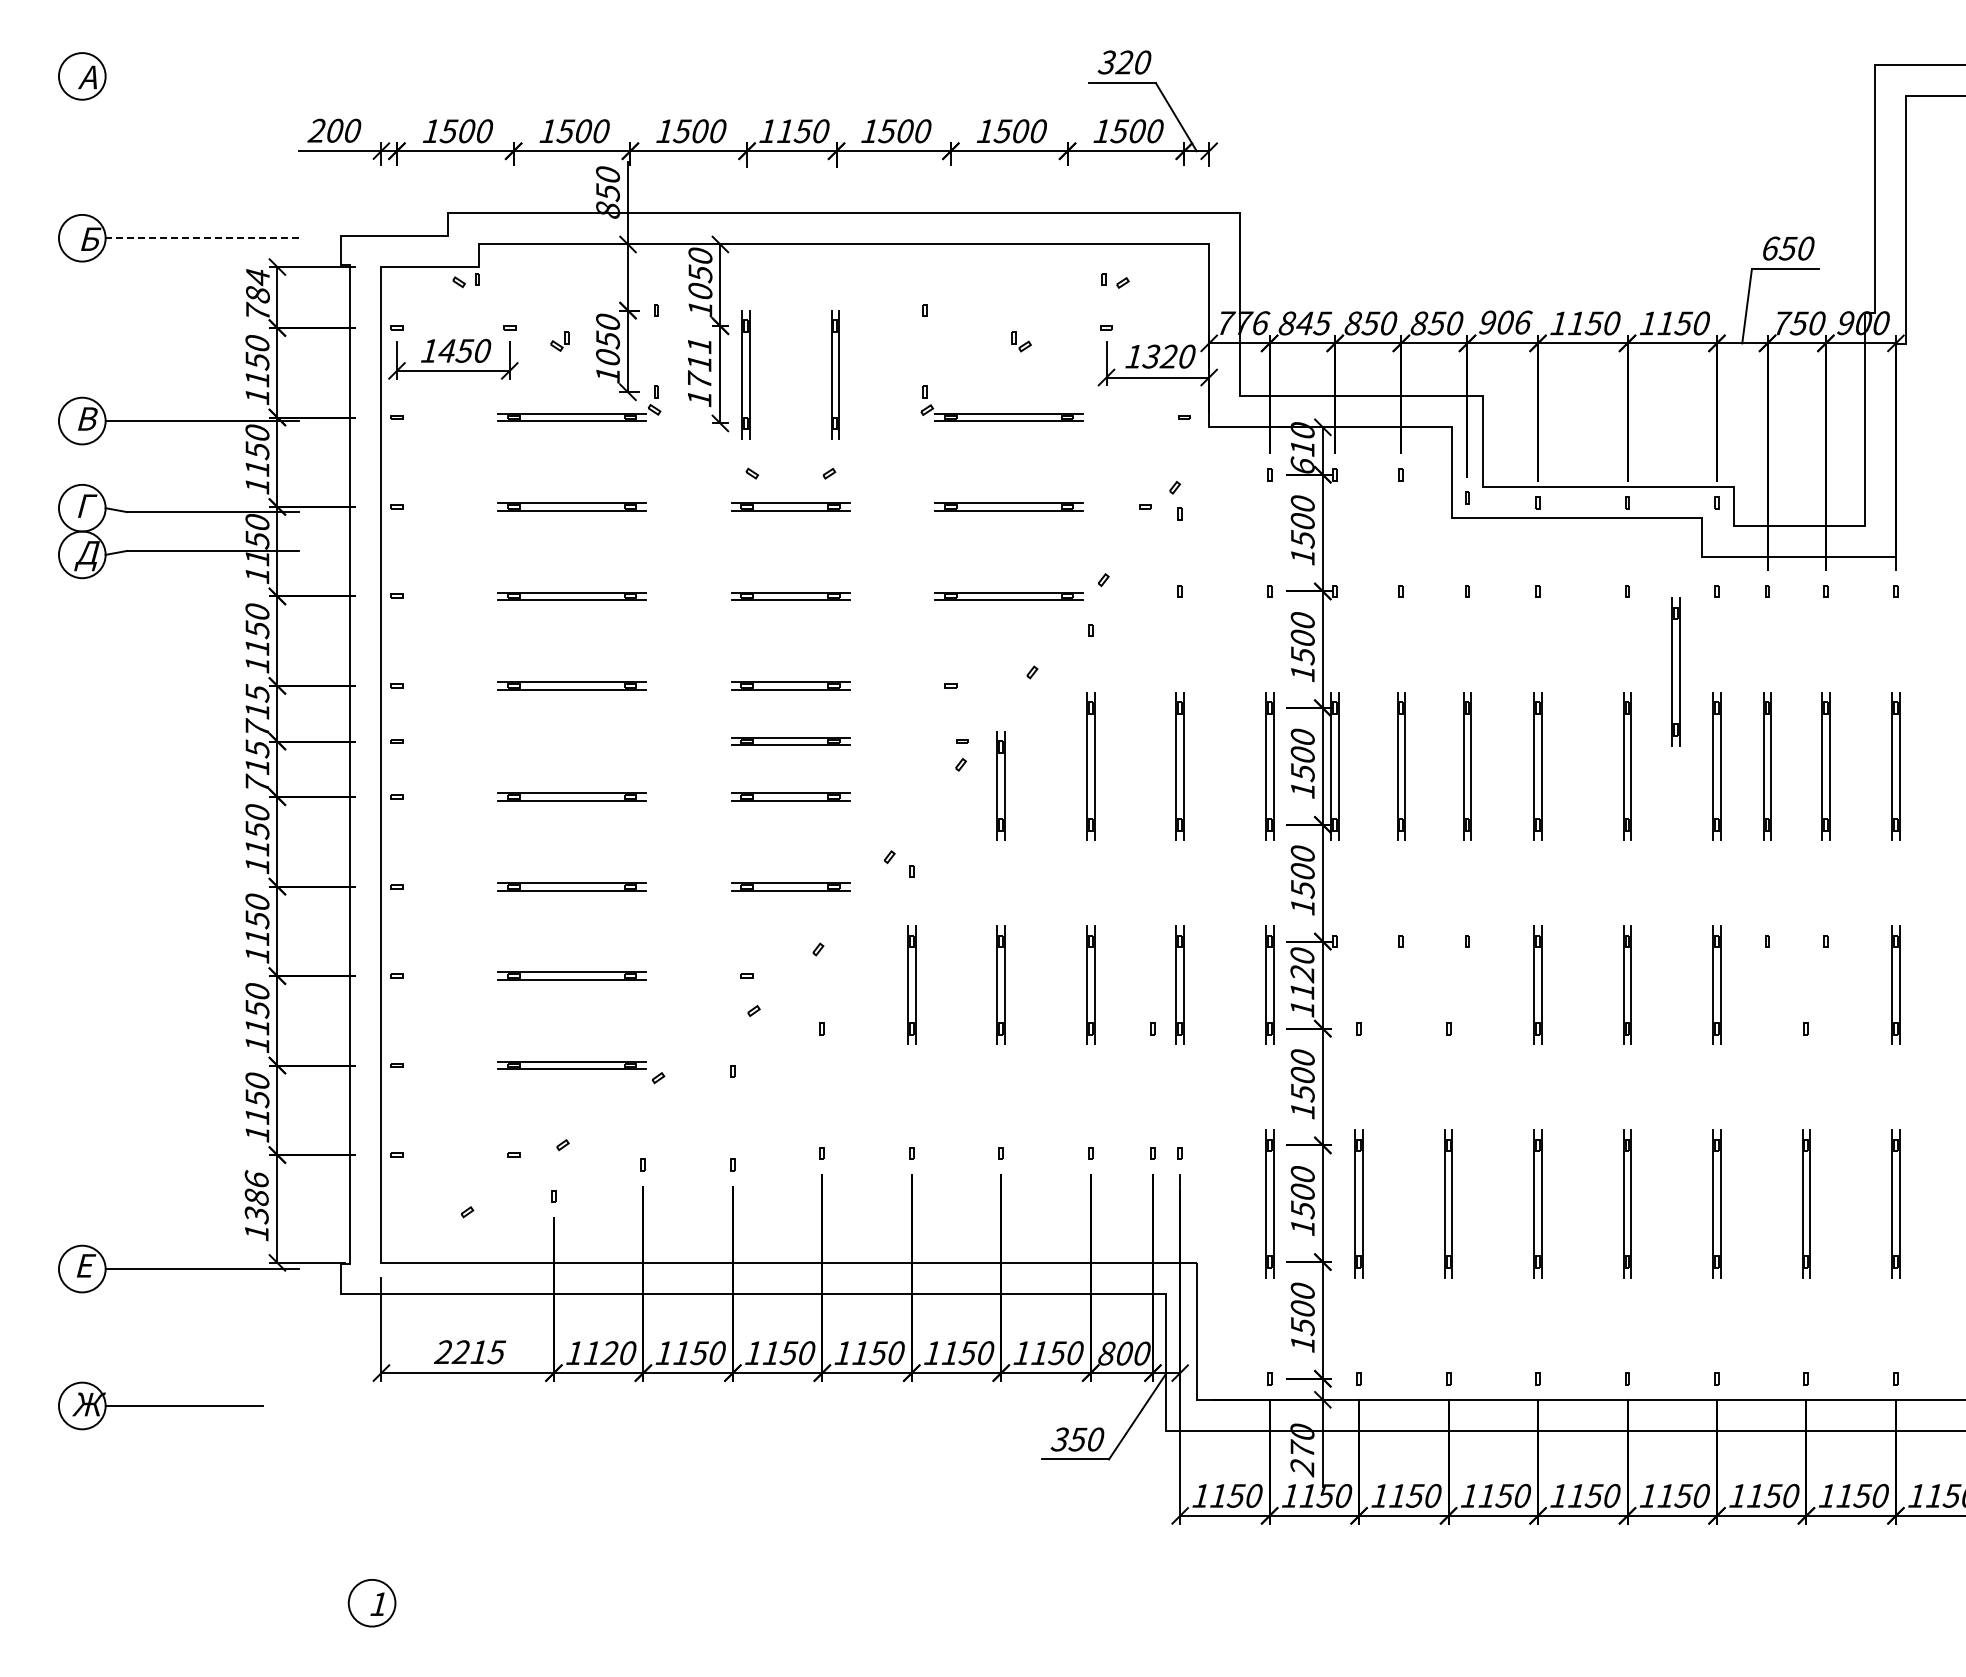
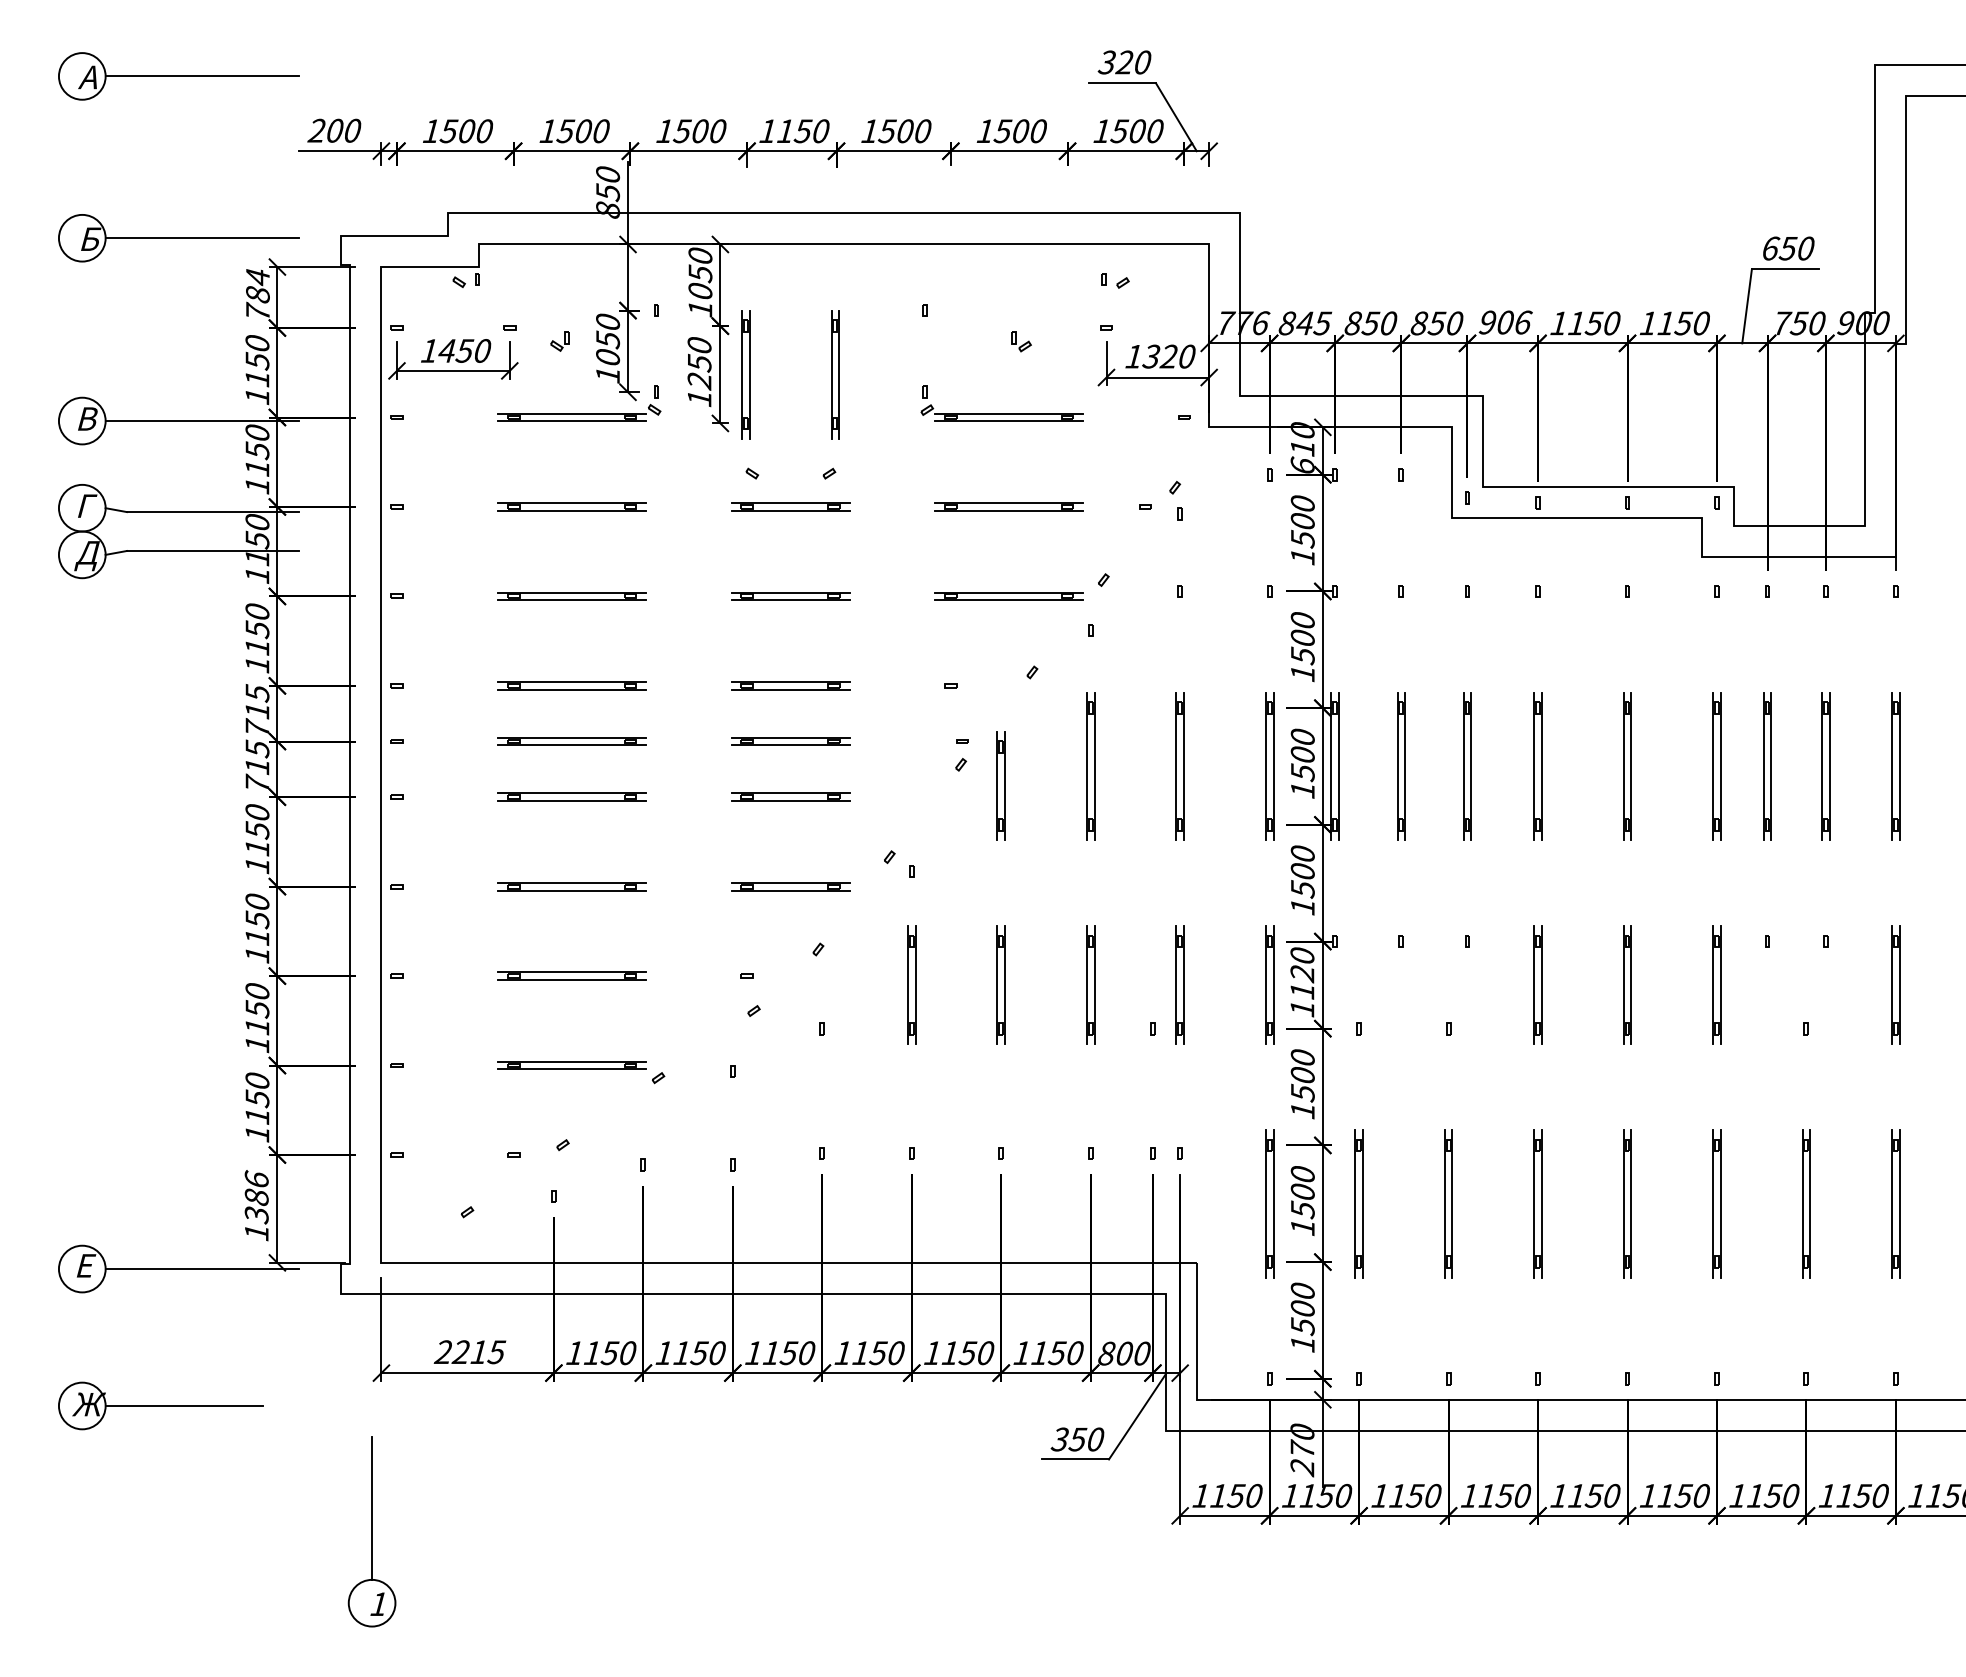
line: none -> present (202, 76)
line: dashed -> solid (202, 238)
text: 1711 -> 1250 (699, 363)
part: present -> none (1675, 671)
part: none -> present (571, 741)
text: 1120 -> 1150 (609, 1353)
line: none -> present (372, 1508)
